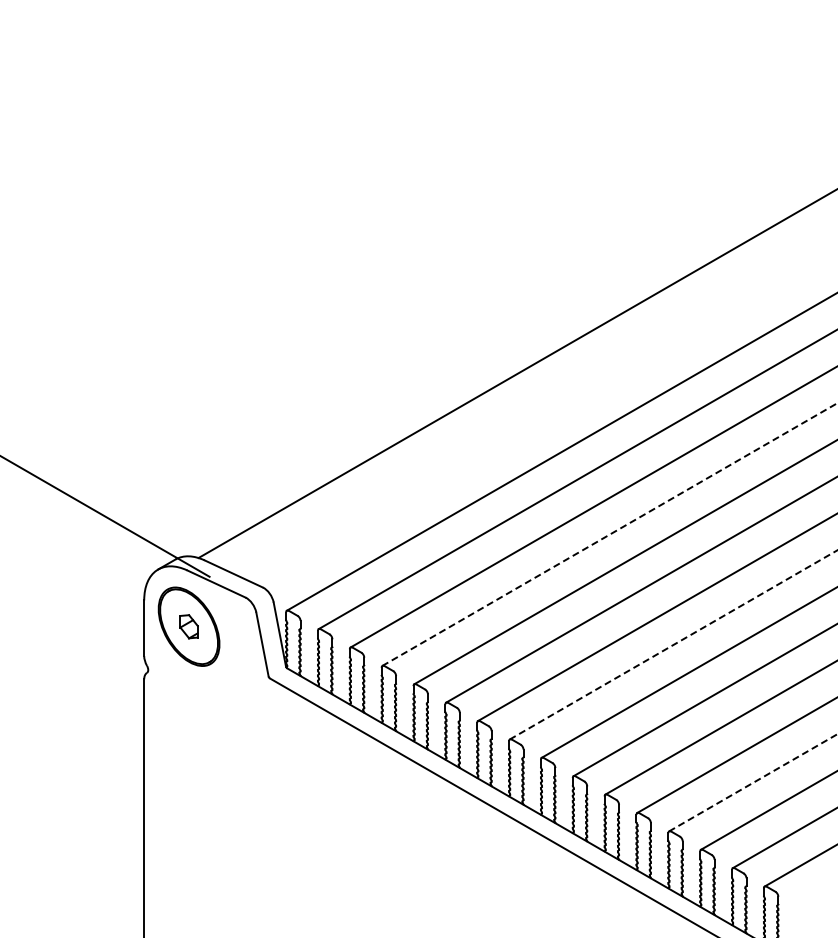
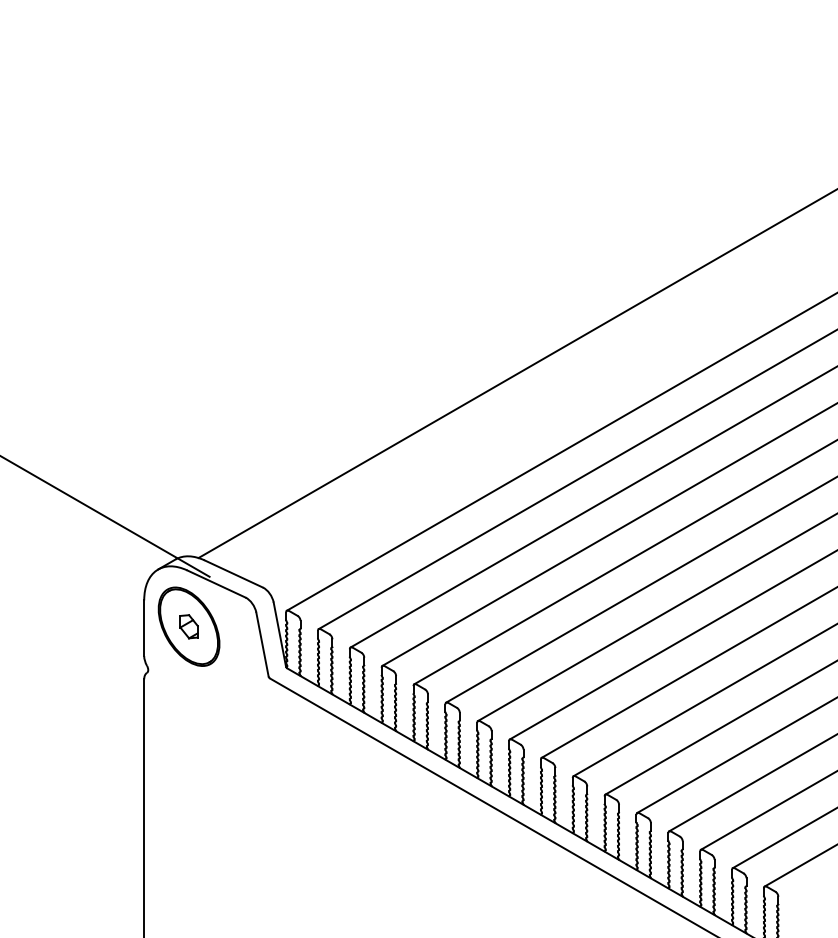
line: dashed -> solid (610, 534)
line: dashed -> solid (673, 644)
line: dashed -> solid (753, 782)
